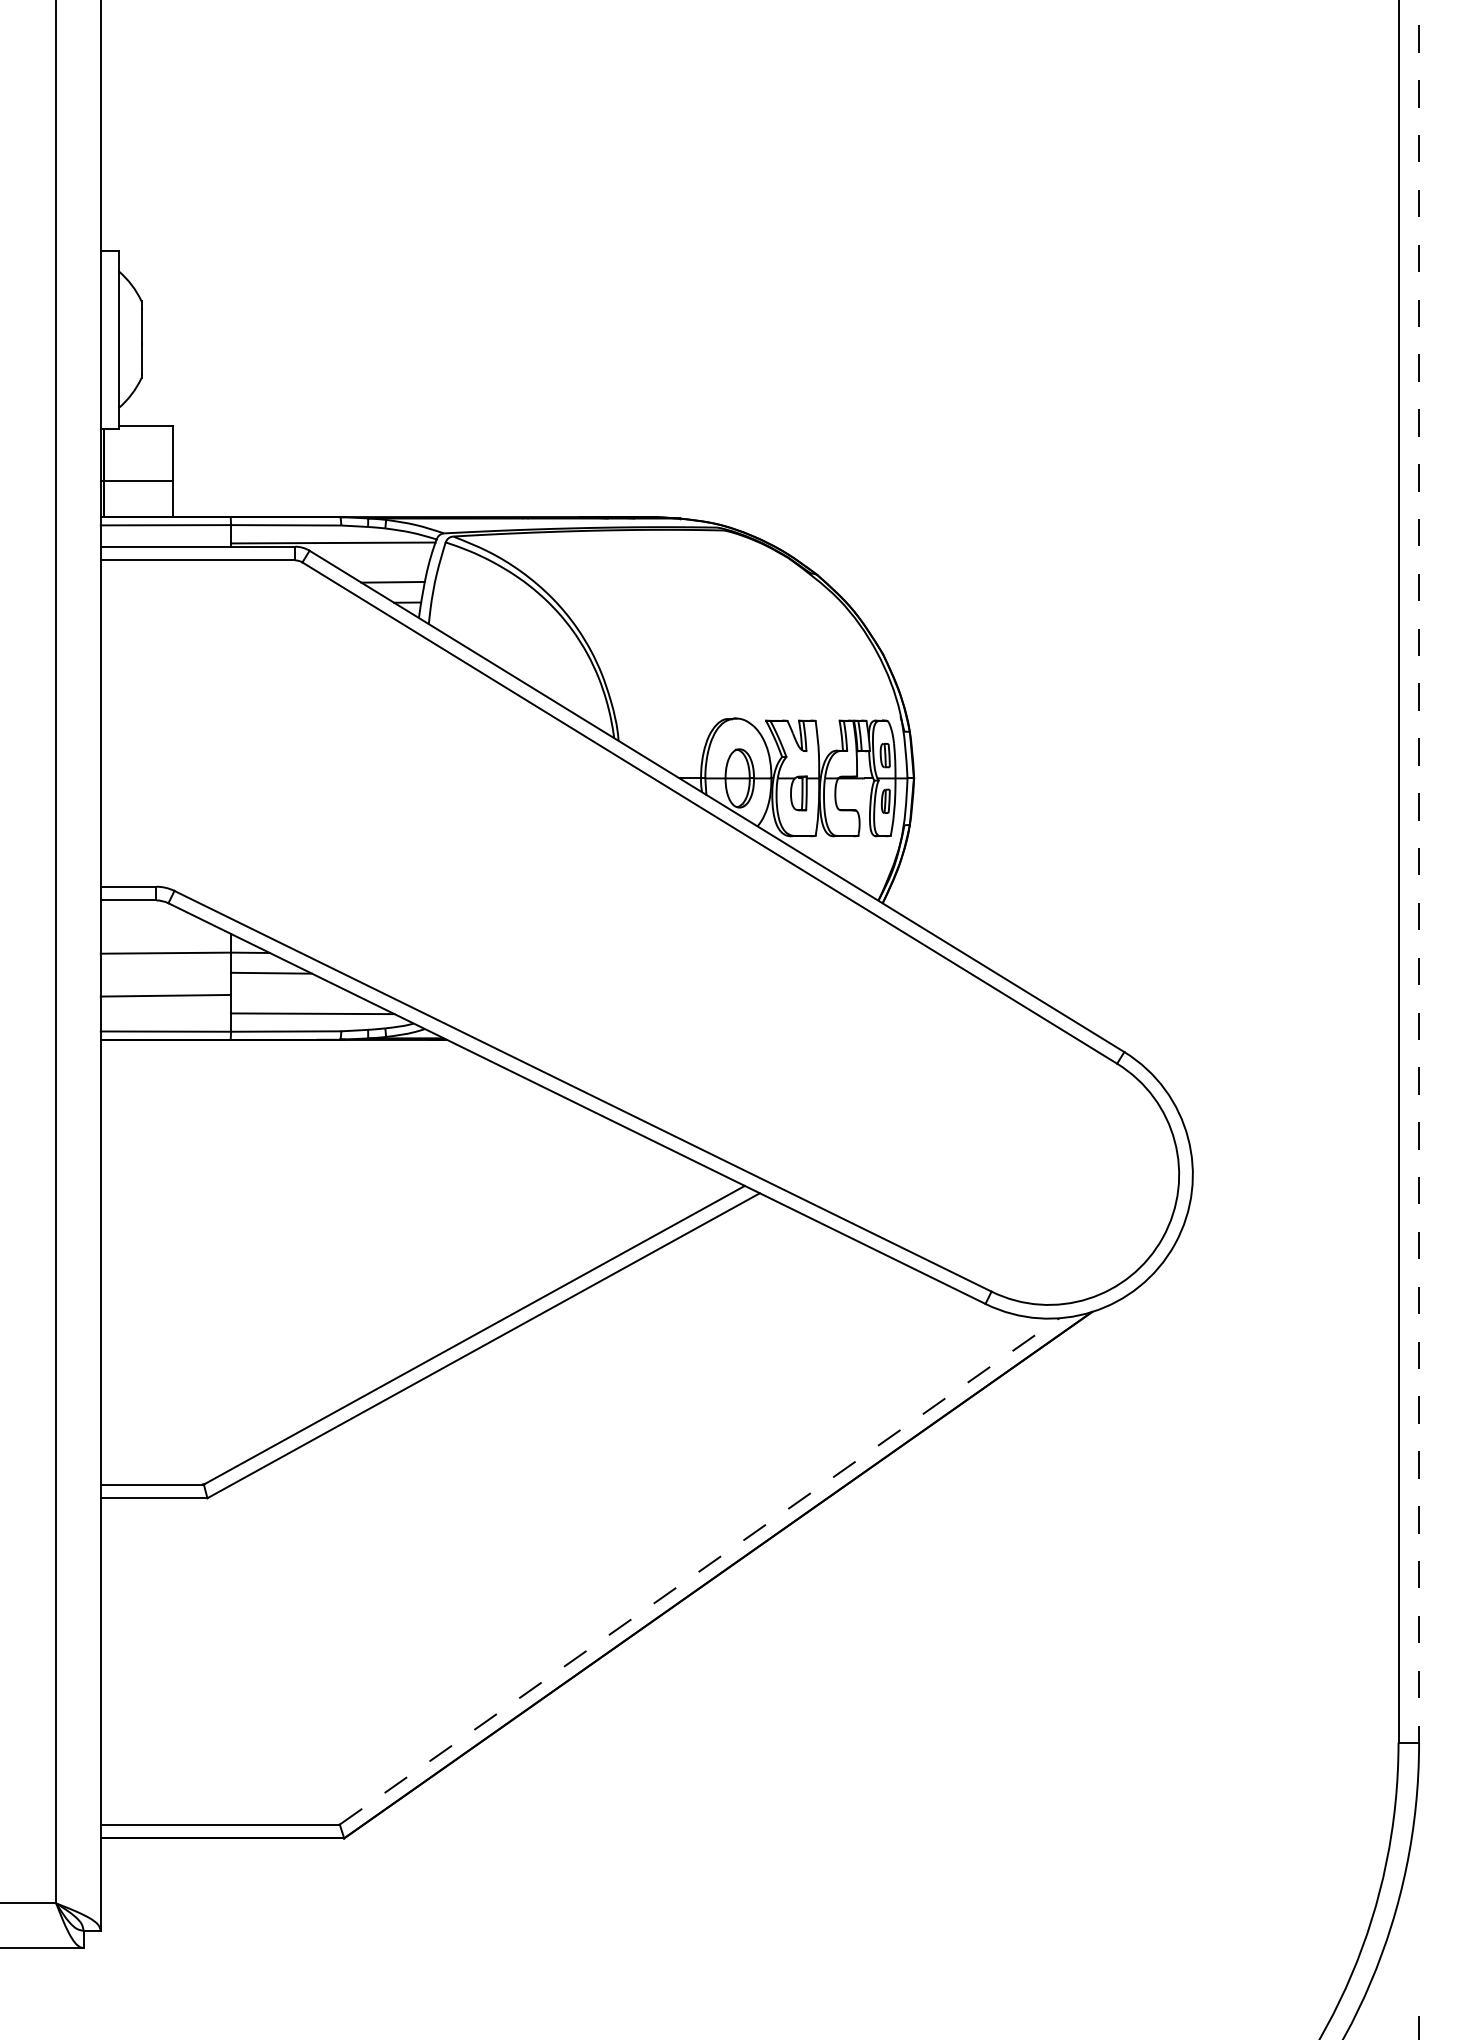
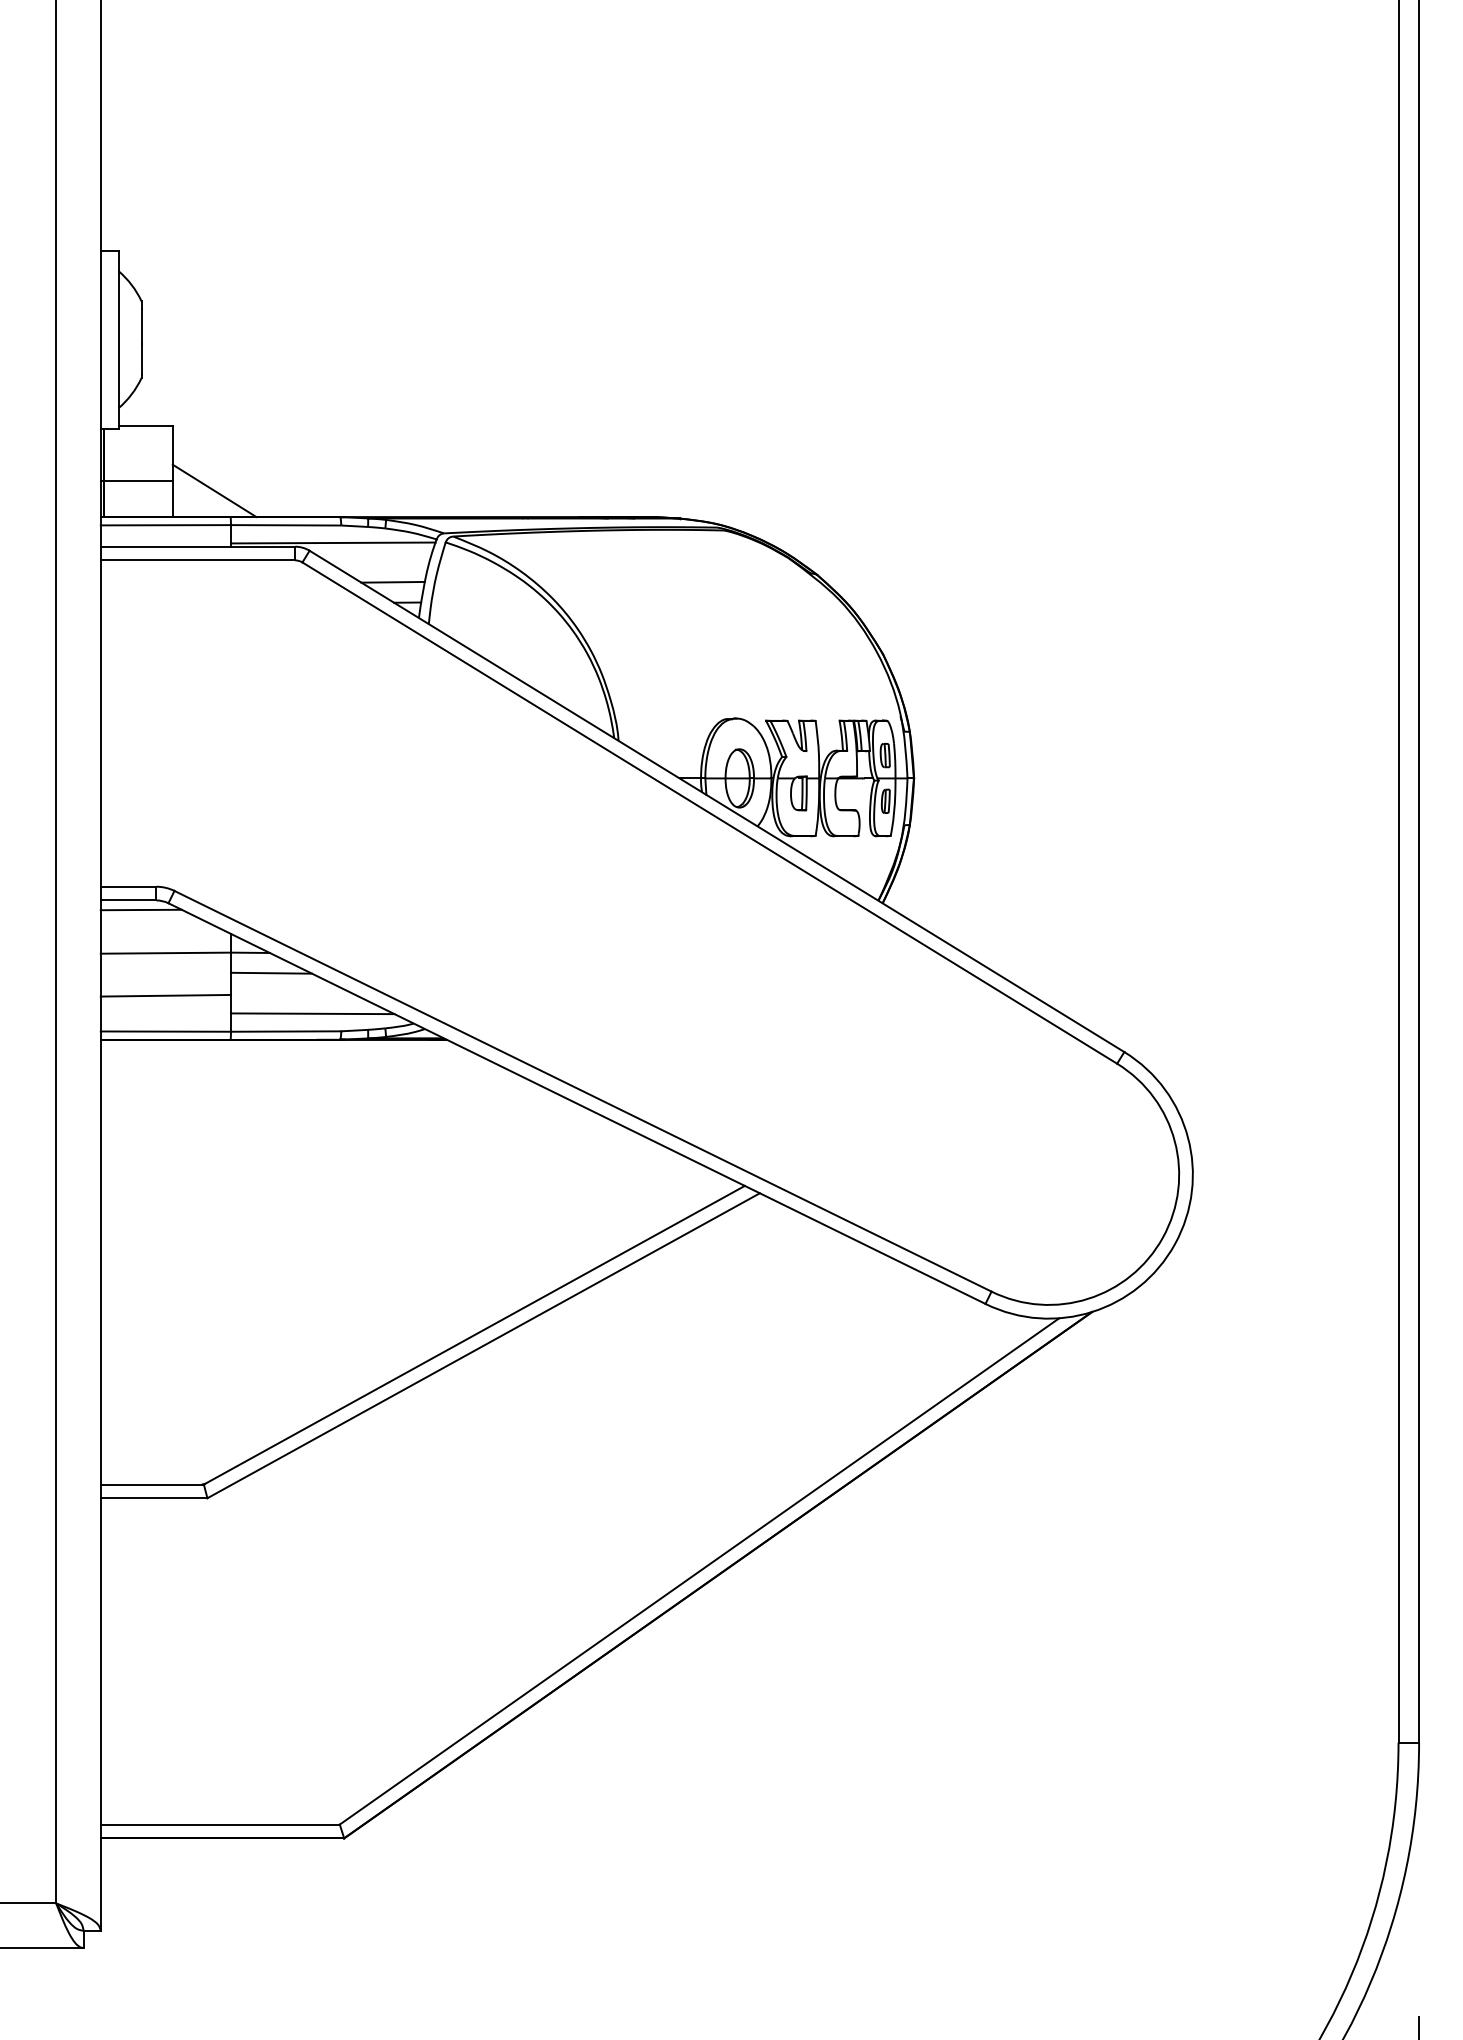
line: none -> present (214, 490)
line: dashed -> solid (1419, 871)
line: none -> present (140, 909)
line: dashed -> solid (699, 1571)
